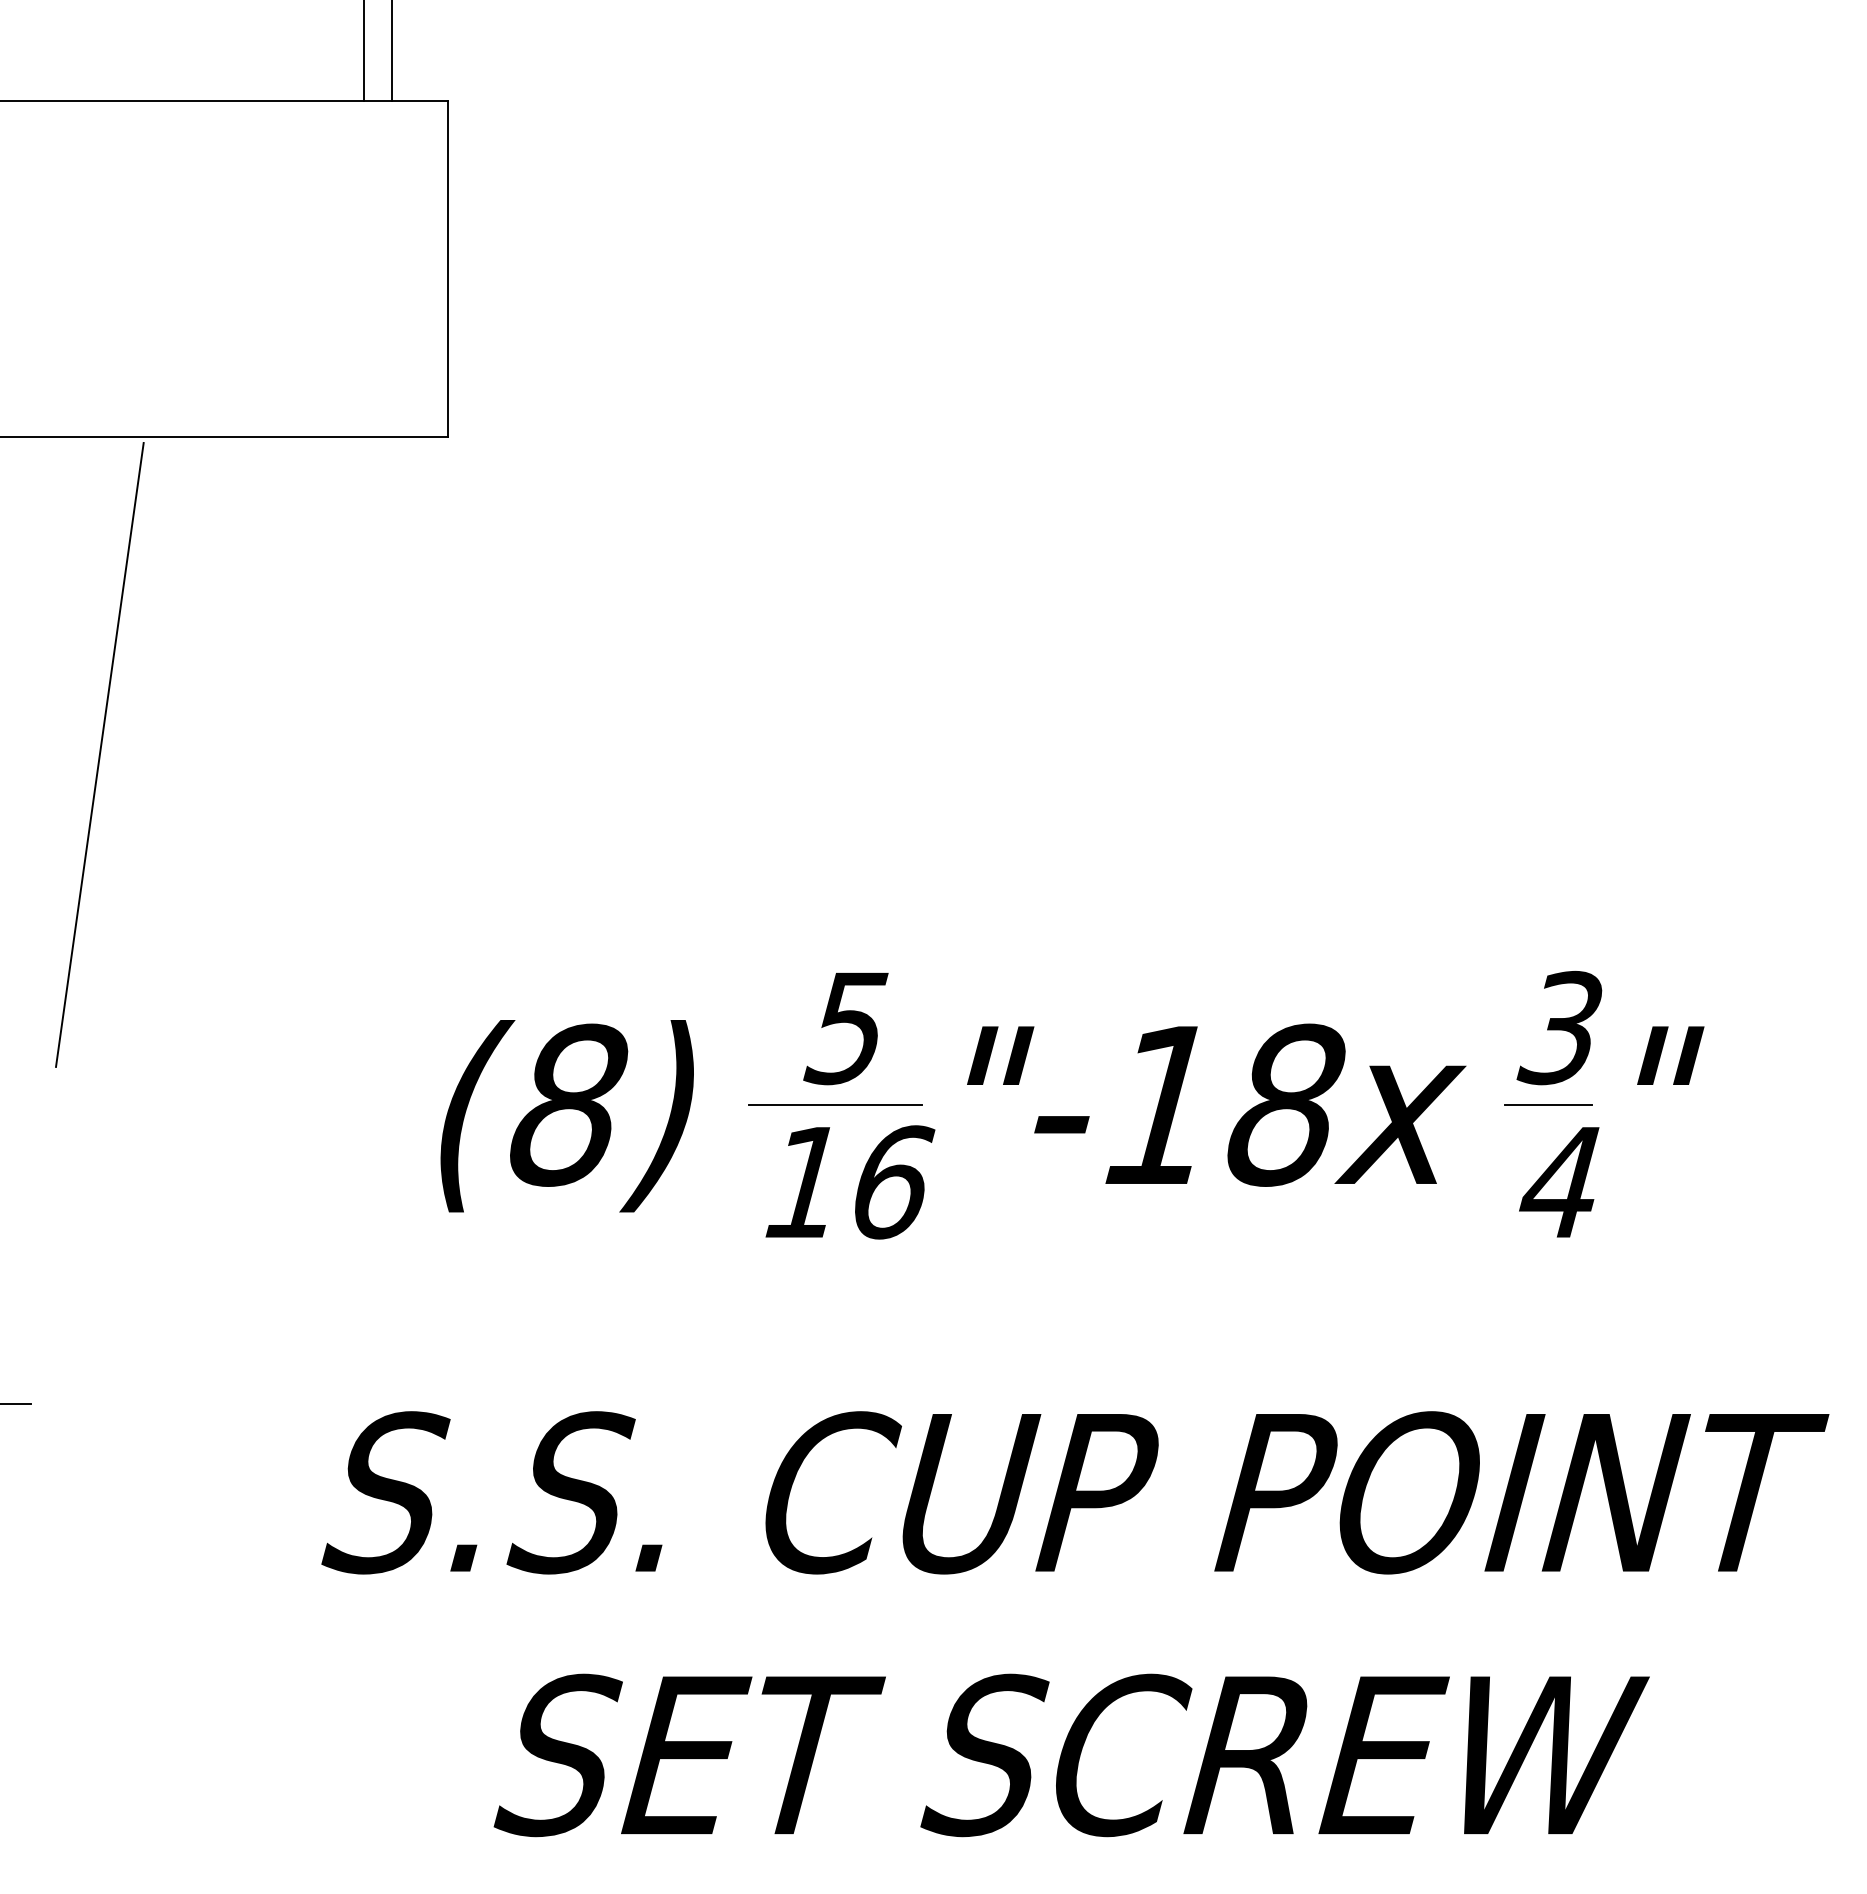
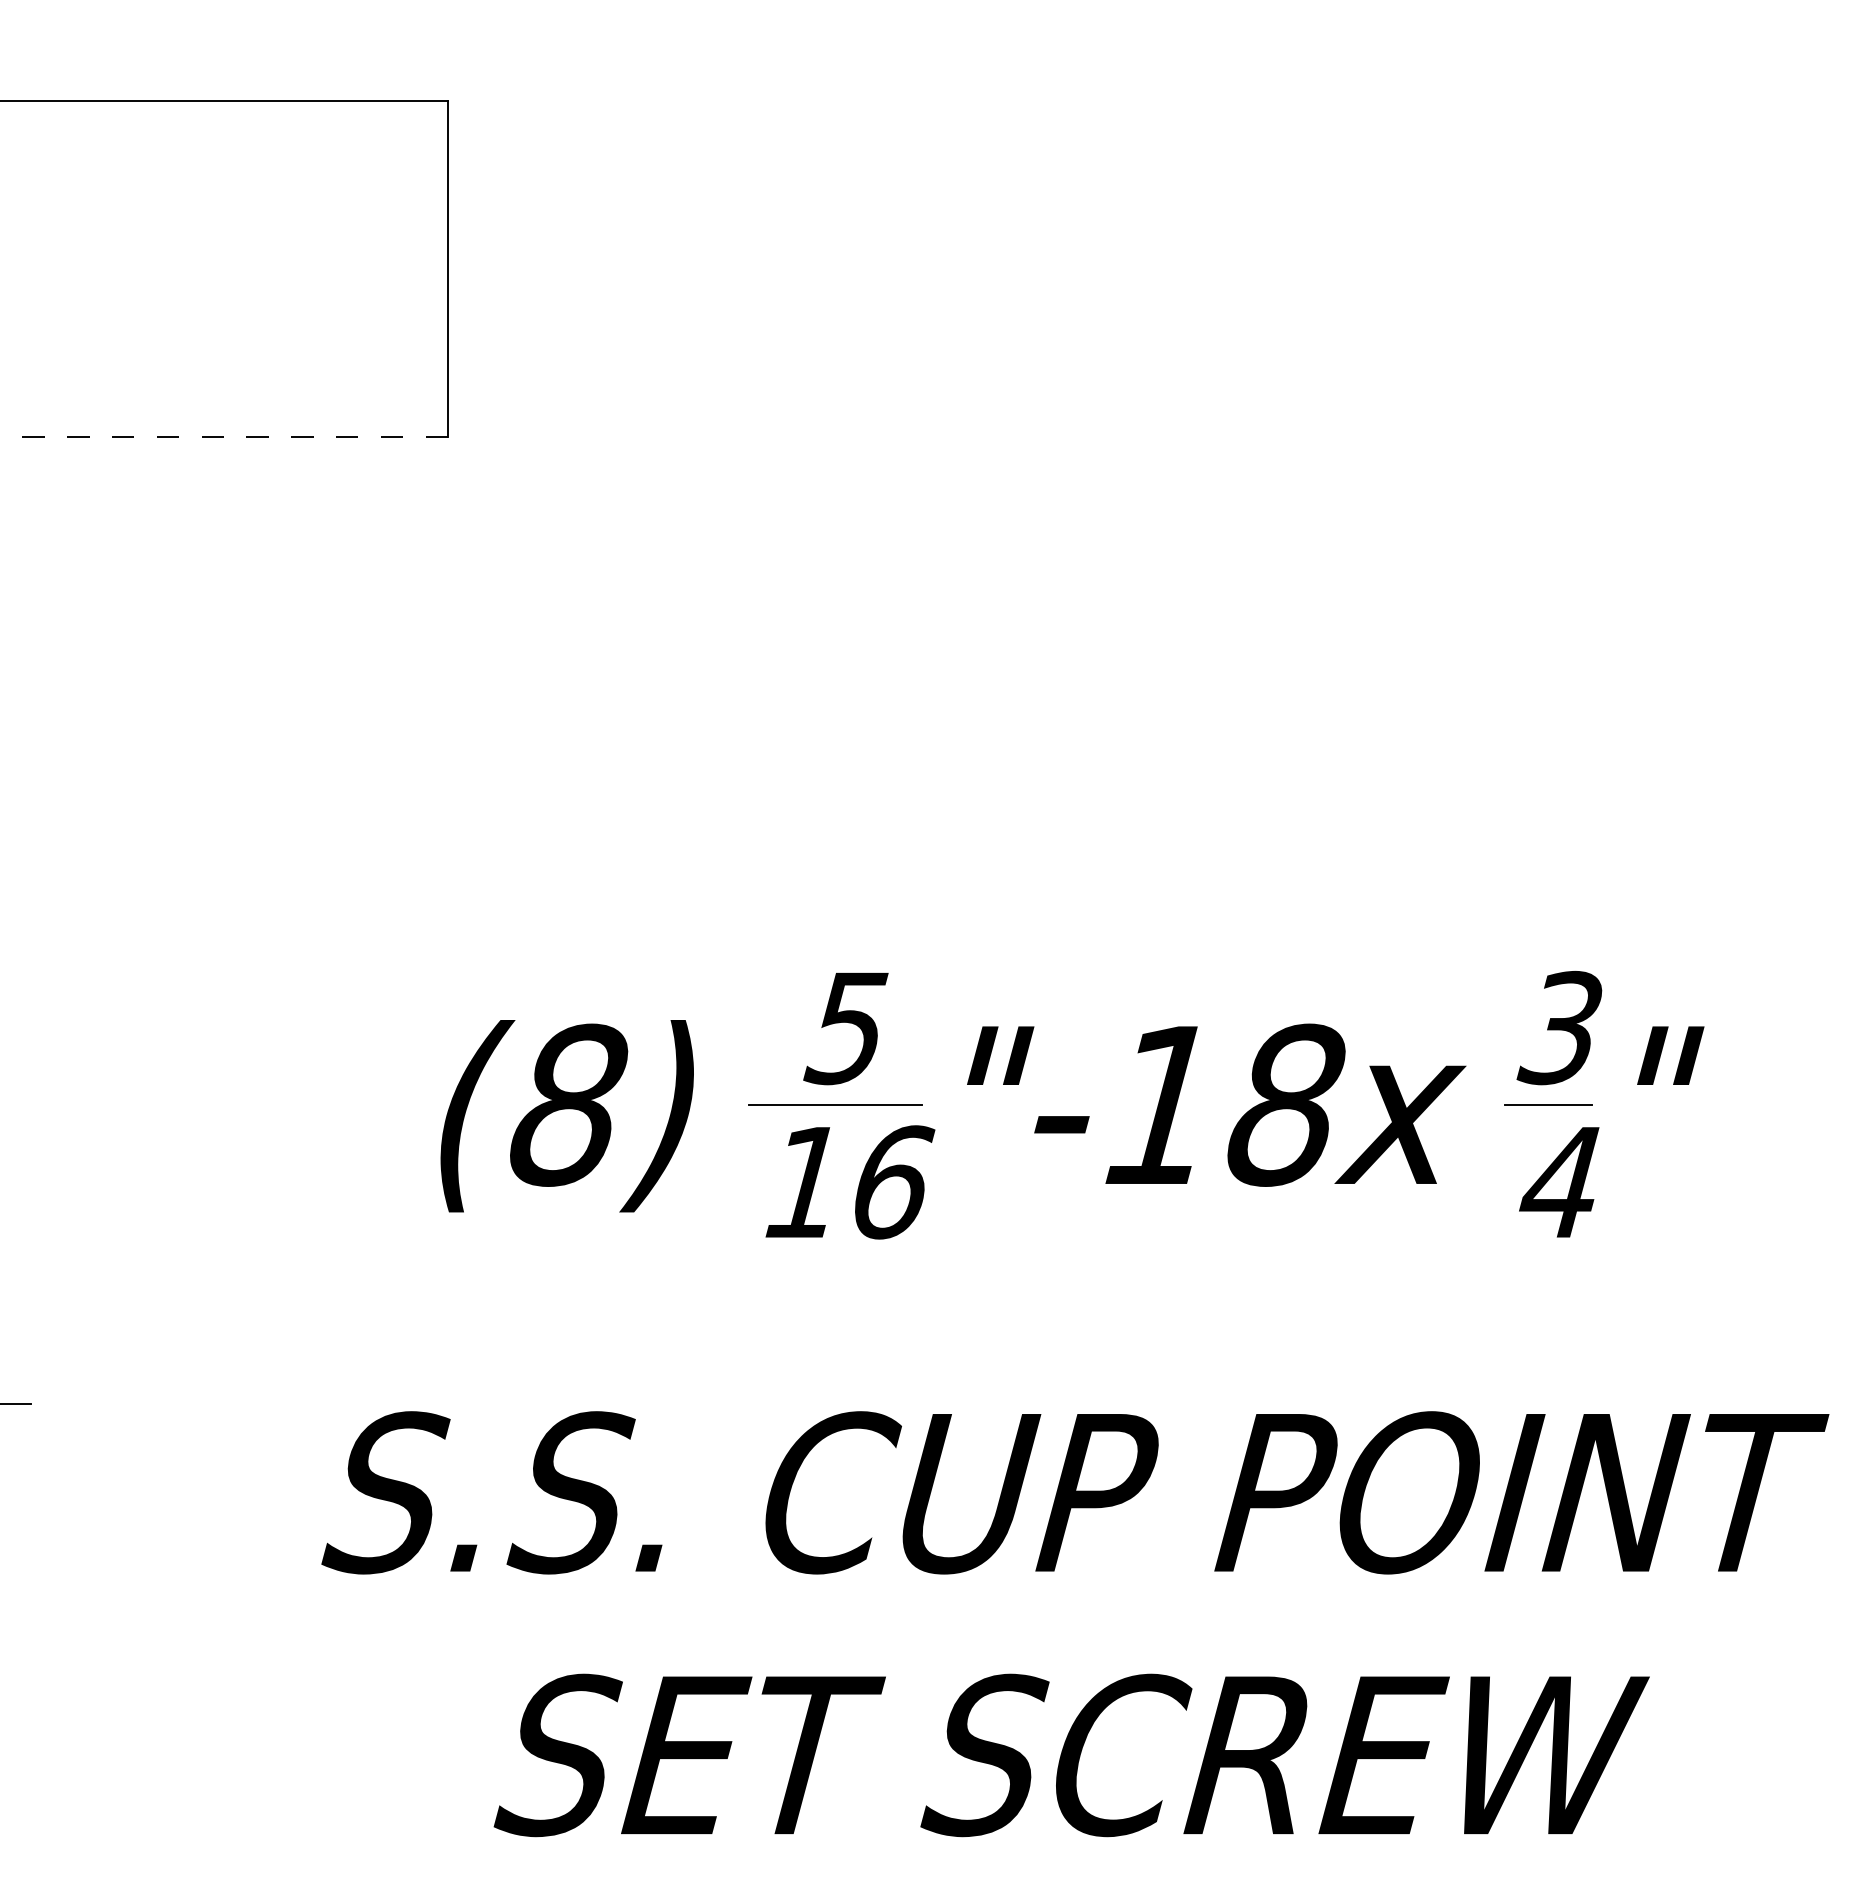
line: present -> none (364, 51)
line: present -> none (392, 51)
line: solid -> dashed (224, 437)
line: present -> none (99, 754)
